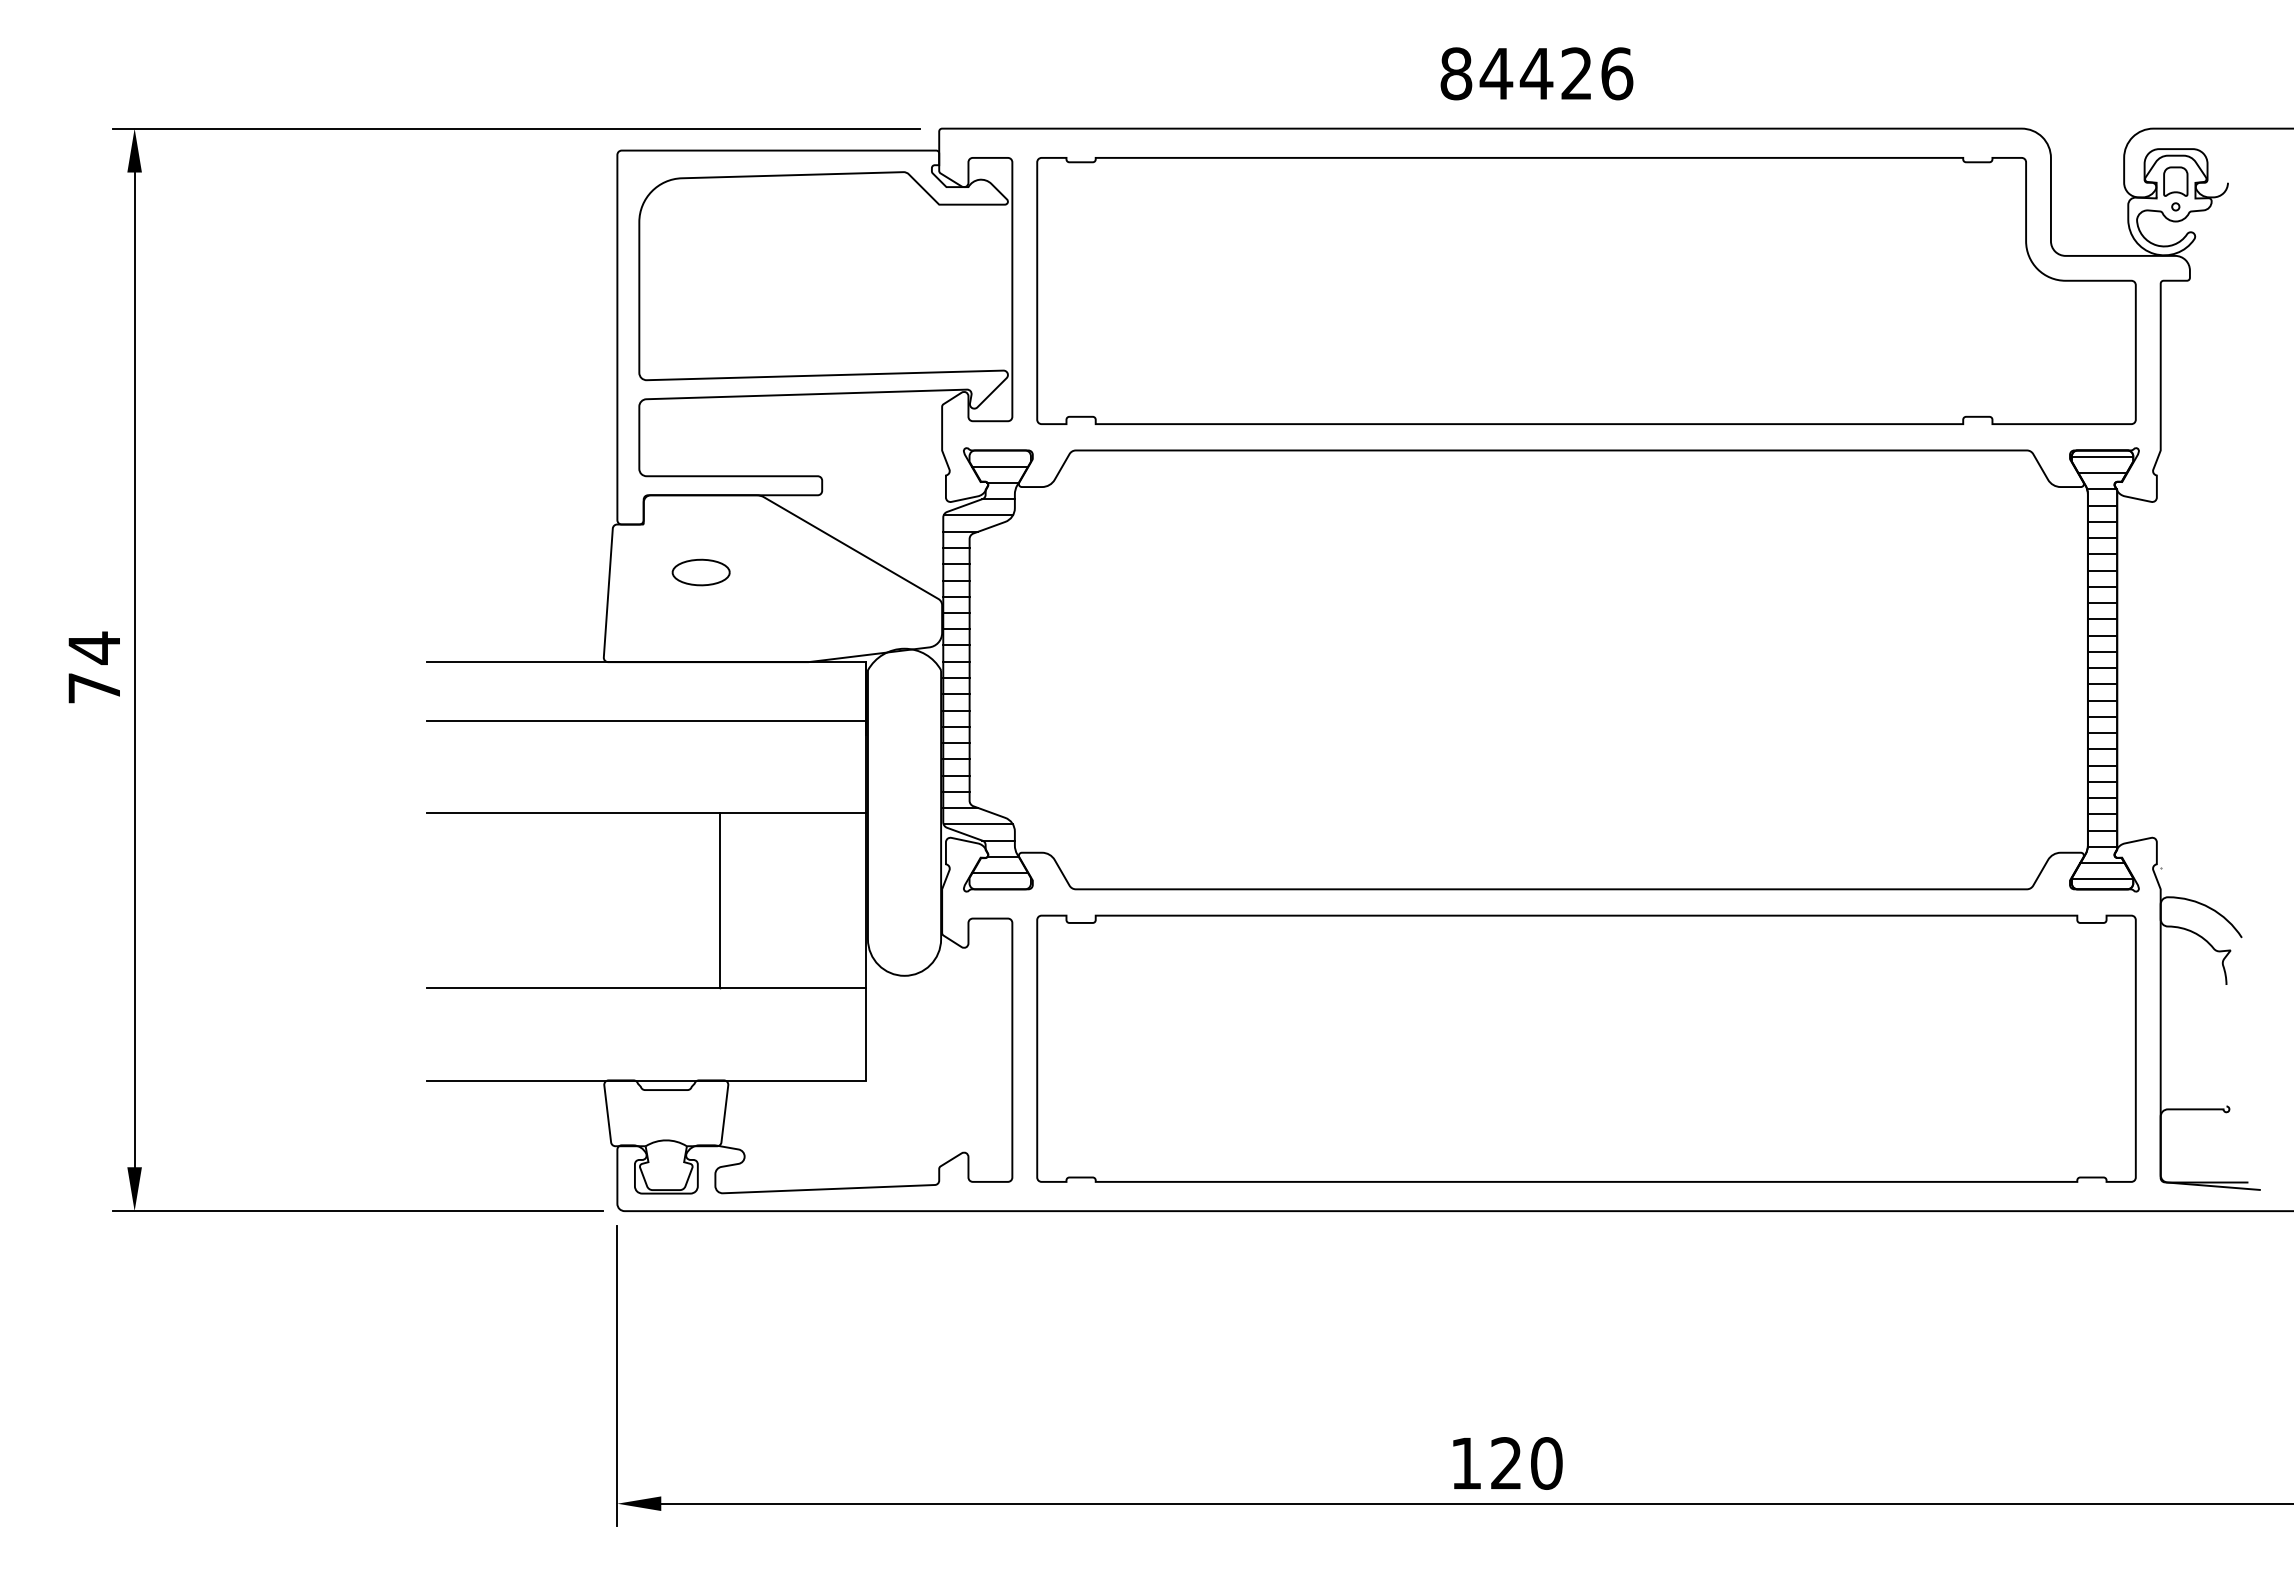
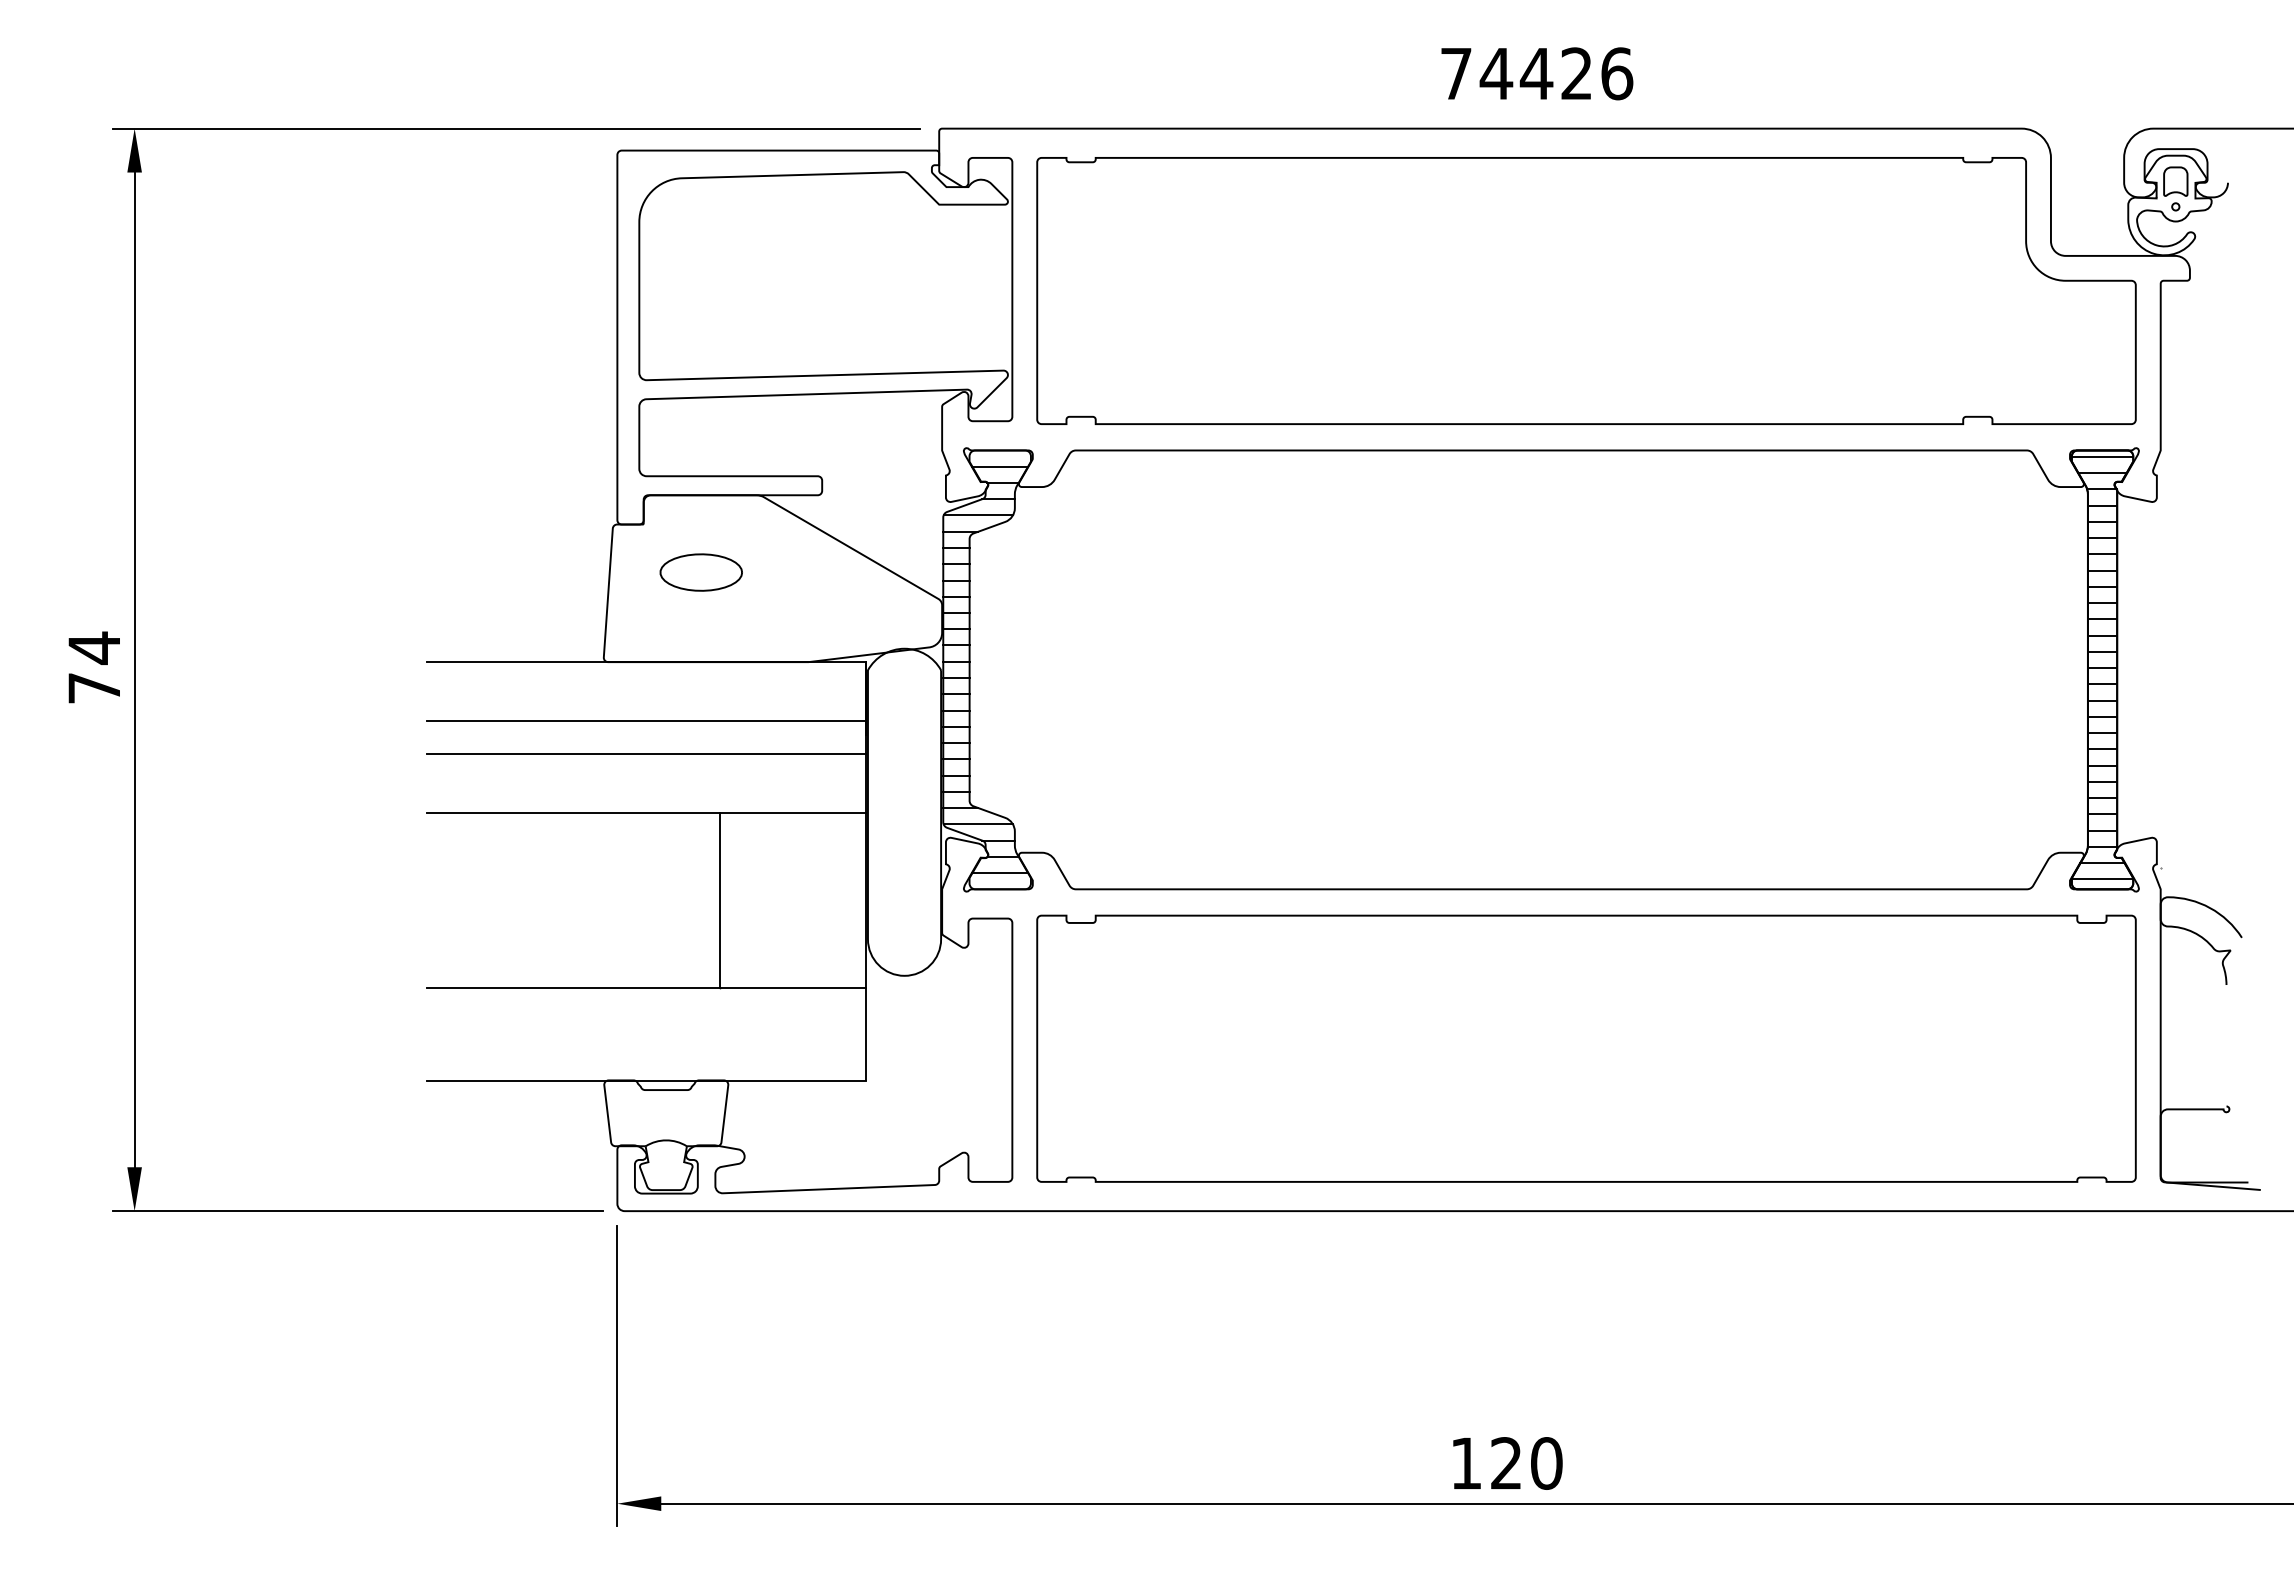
text: 84426 -> 74426 (1456, 73)
part size: 60x29 px -> 84x39 px (700, 572)
line: none -> present (646, 754)
